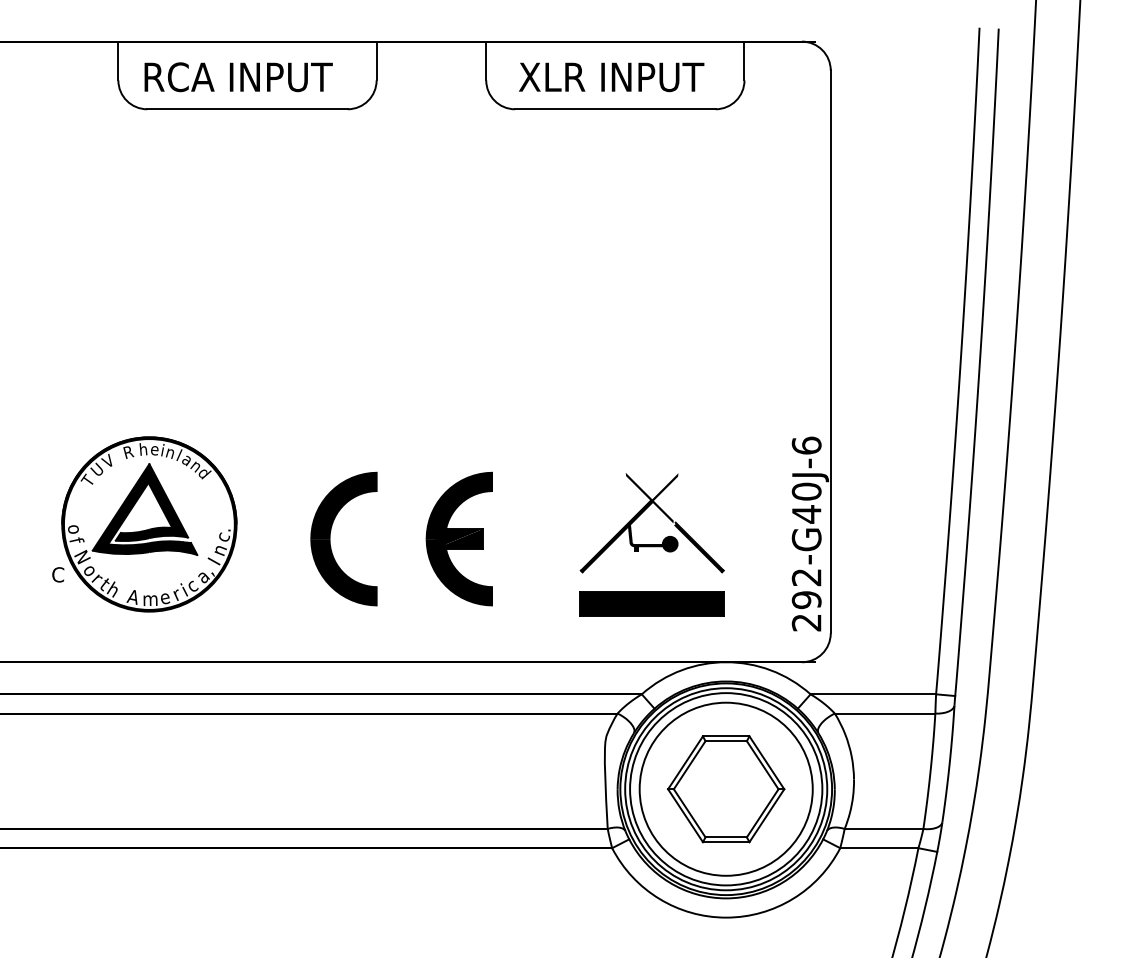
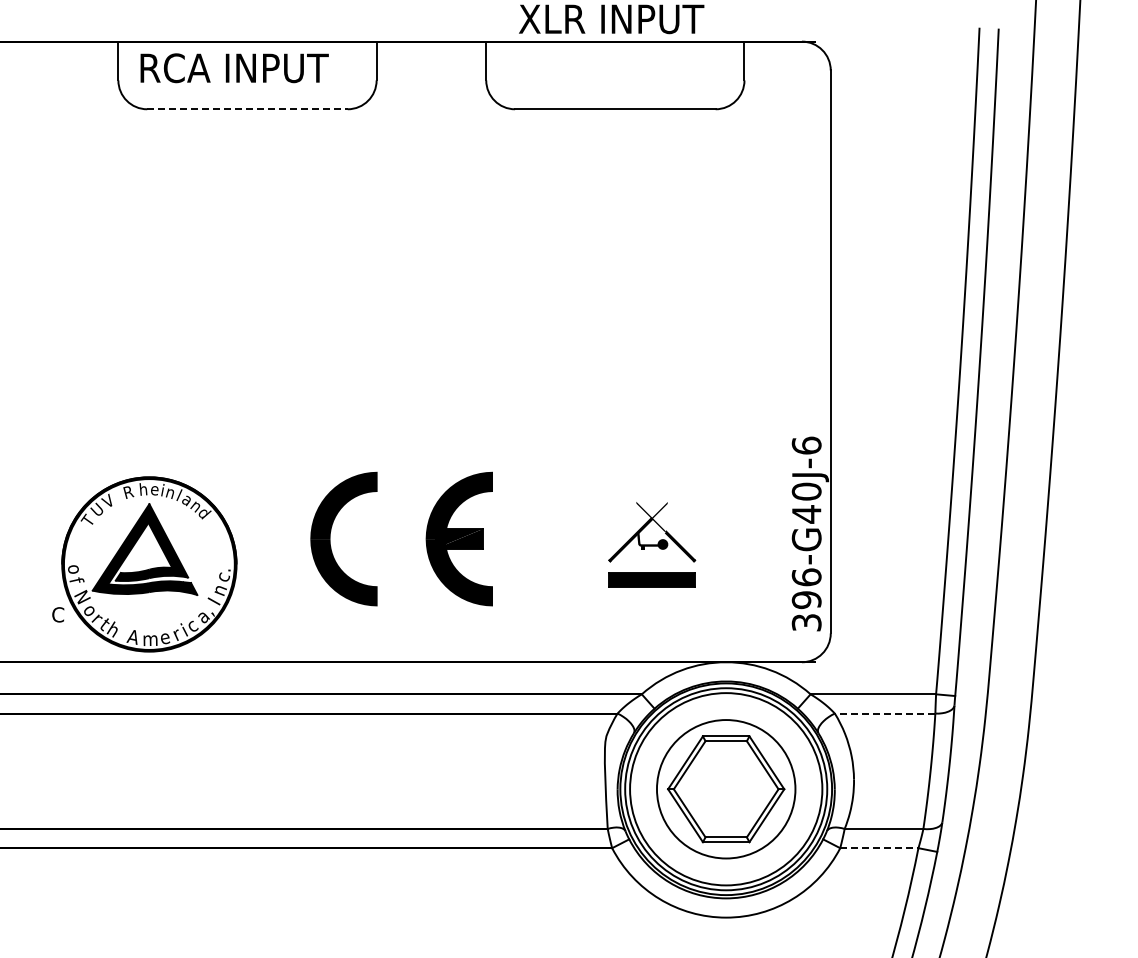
text position: (238, 77) -> (234, 68) (234, 68)
text position: (611, 77) -> (611, 19) (611, 19)
line: solid -> dashed (248, 109)
part position: (144, 524) -> (144, 564) (144, 564)
part size: 146x144 px -> 89x86 px (652, 544)
text: 292-G40J-6 -> 396-G40J-6 (806, 599)
line: solid -> dashed (884, 713)
circle diameter: 173 px -> 138 px (725, 789)
line: solid -> dashed (879, 848)
